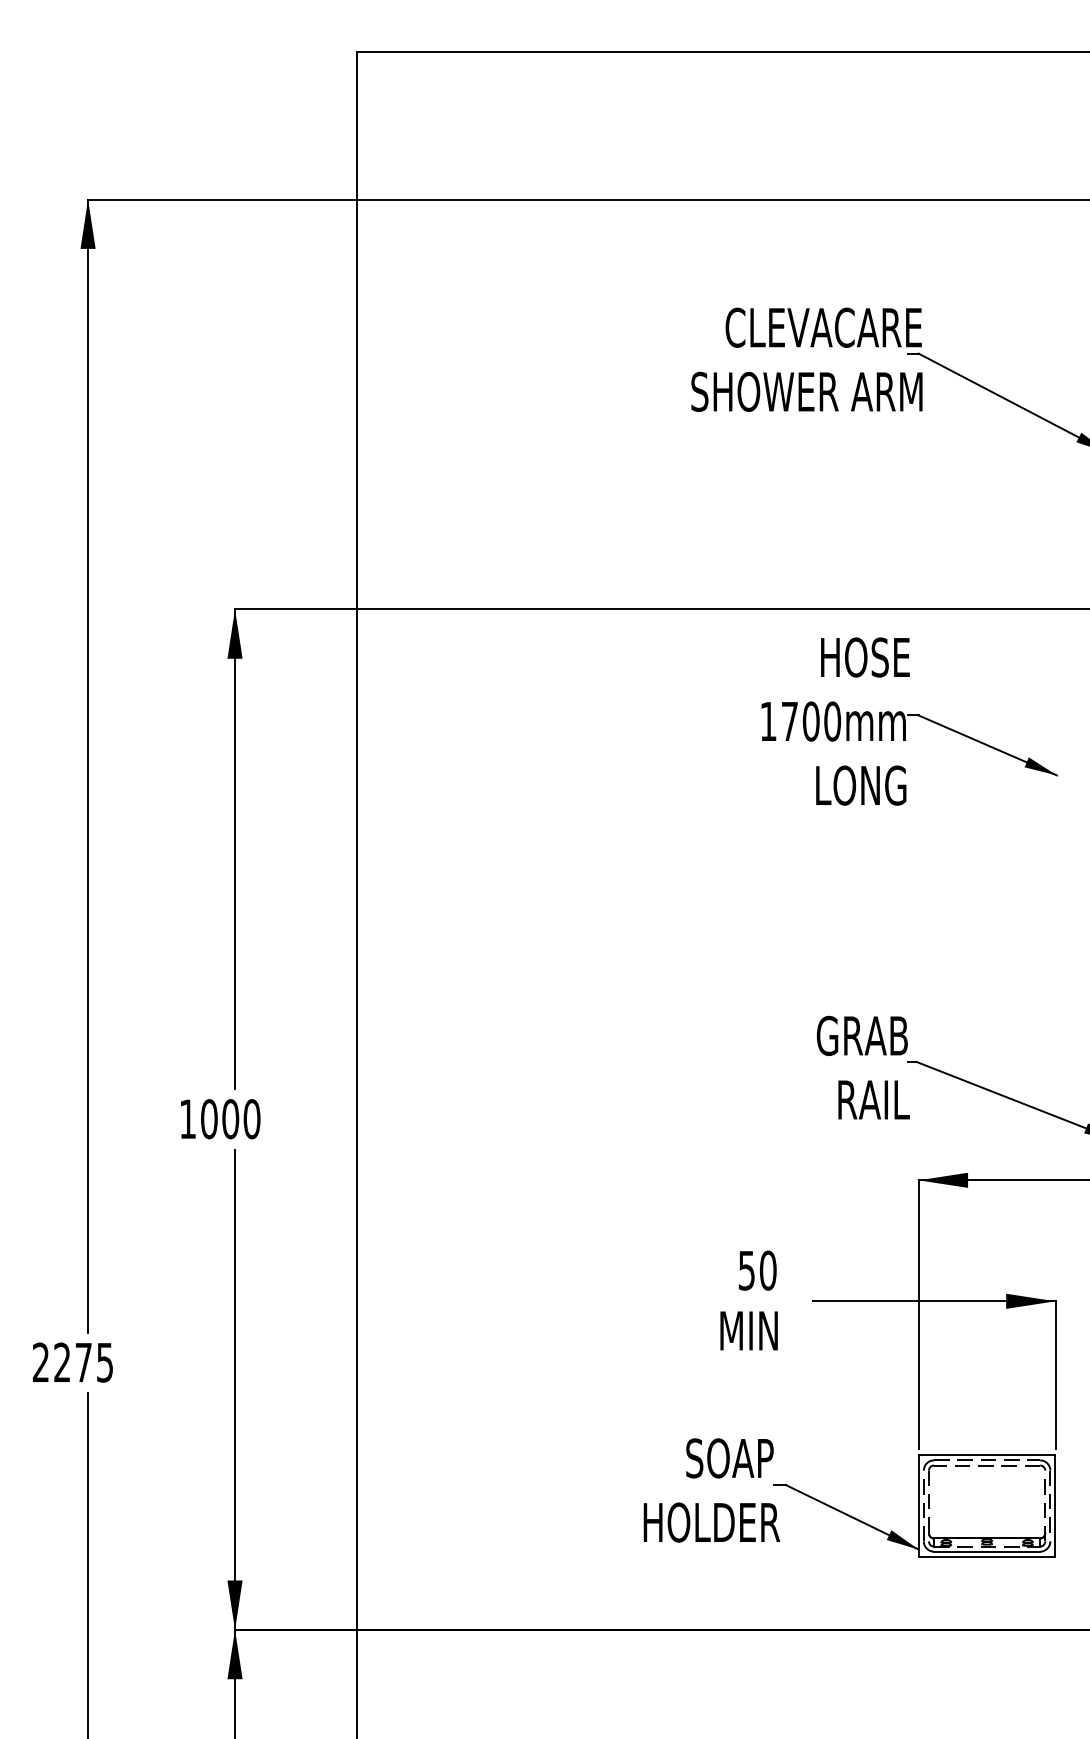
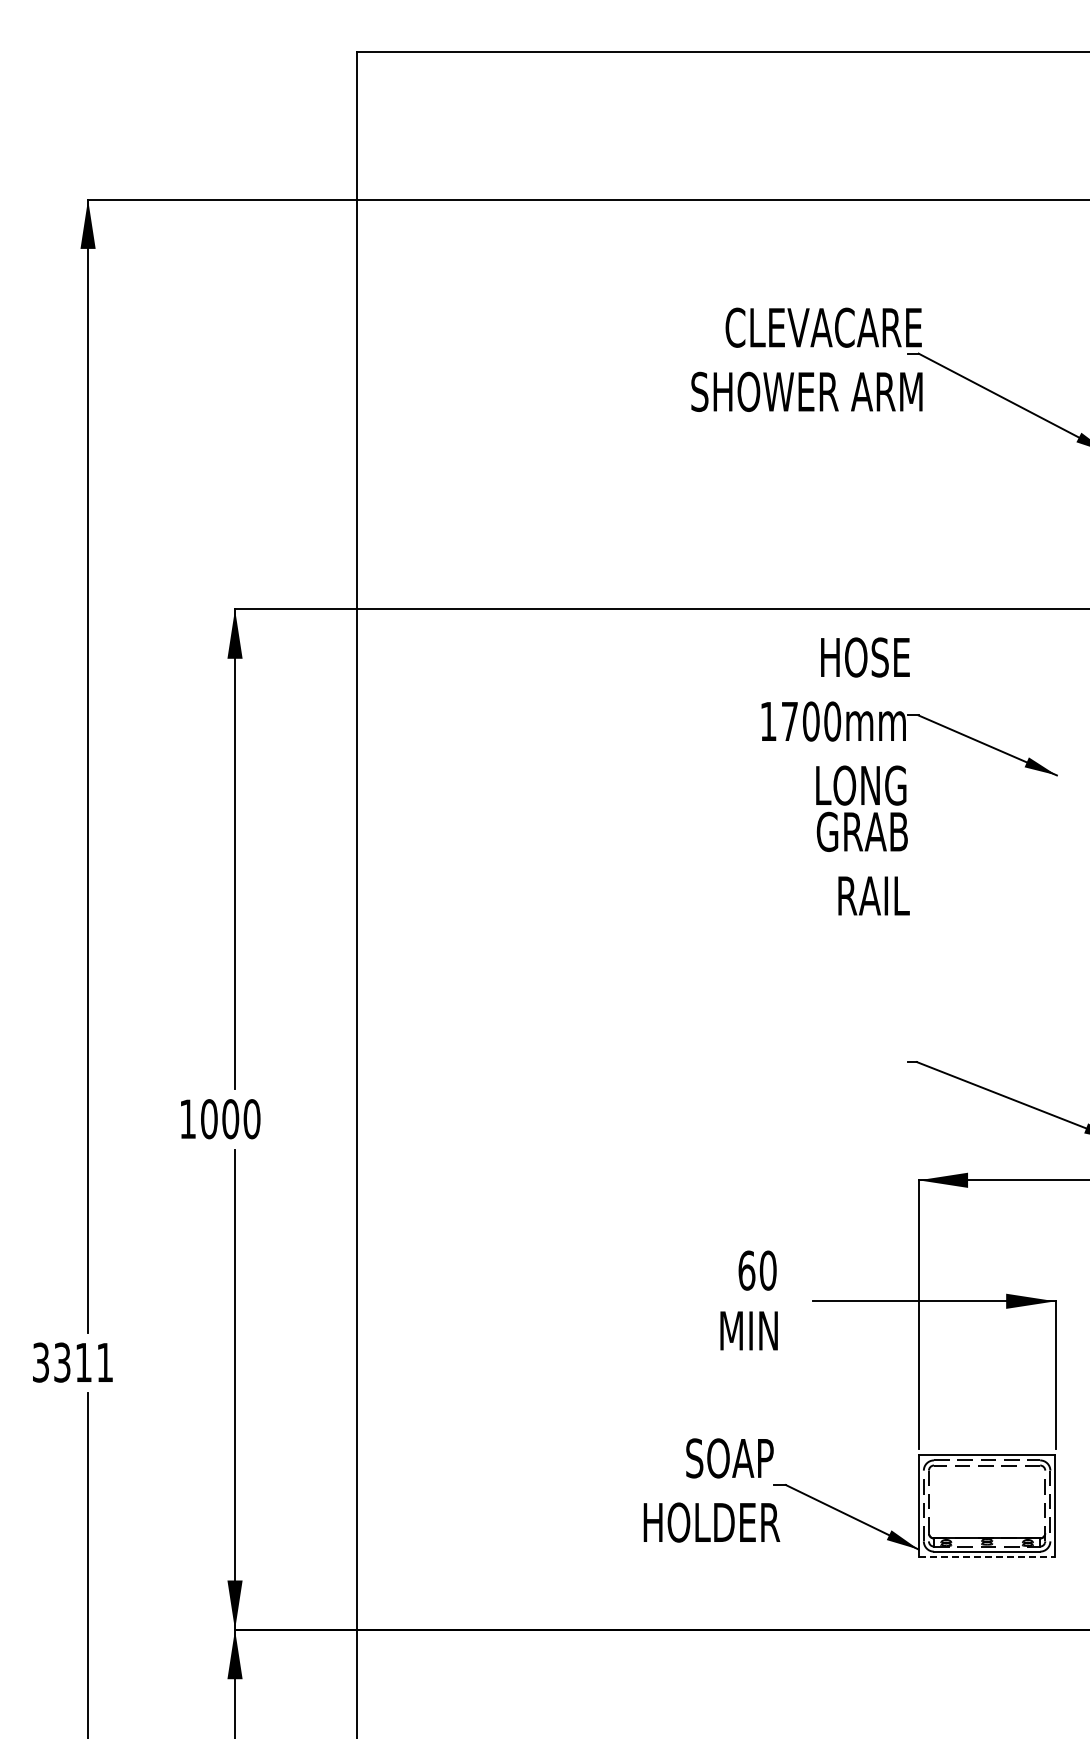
text position: (862, 1067) -> (862, 863) (862, 863)
text: 50 -> 60 (746, 1270)
text: 2275 -> 3311 (72, 1362)
line: solid -> dashed (987, 1557)
